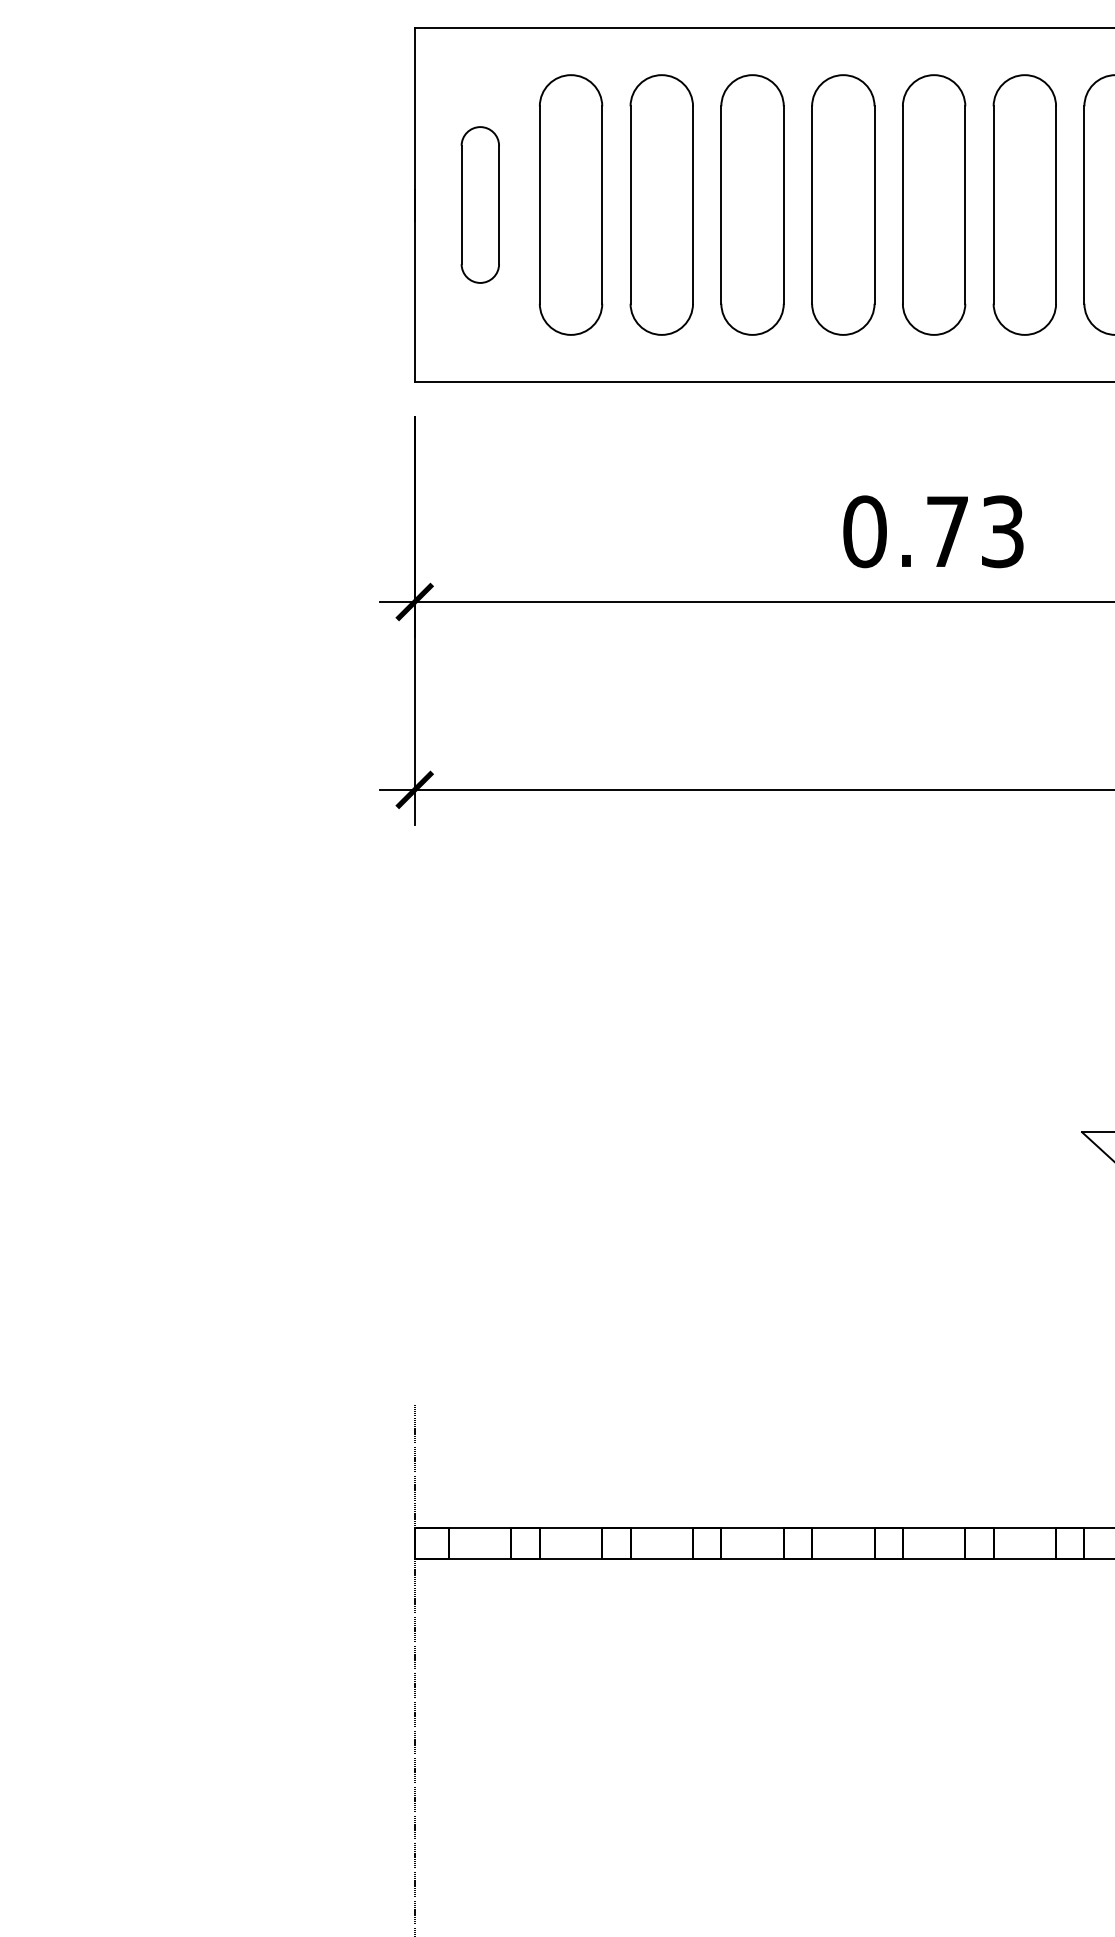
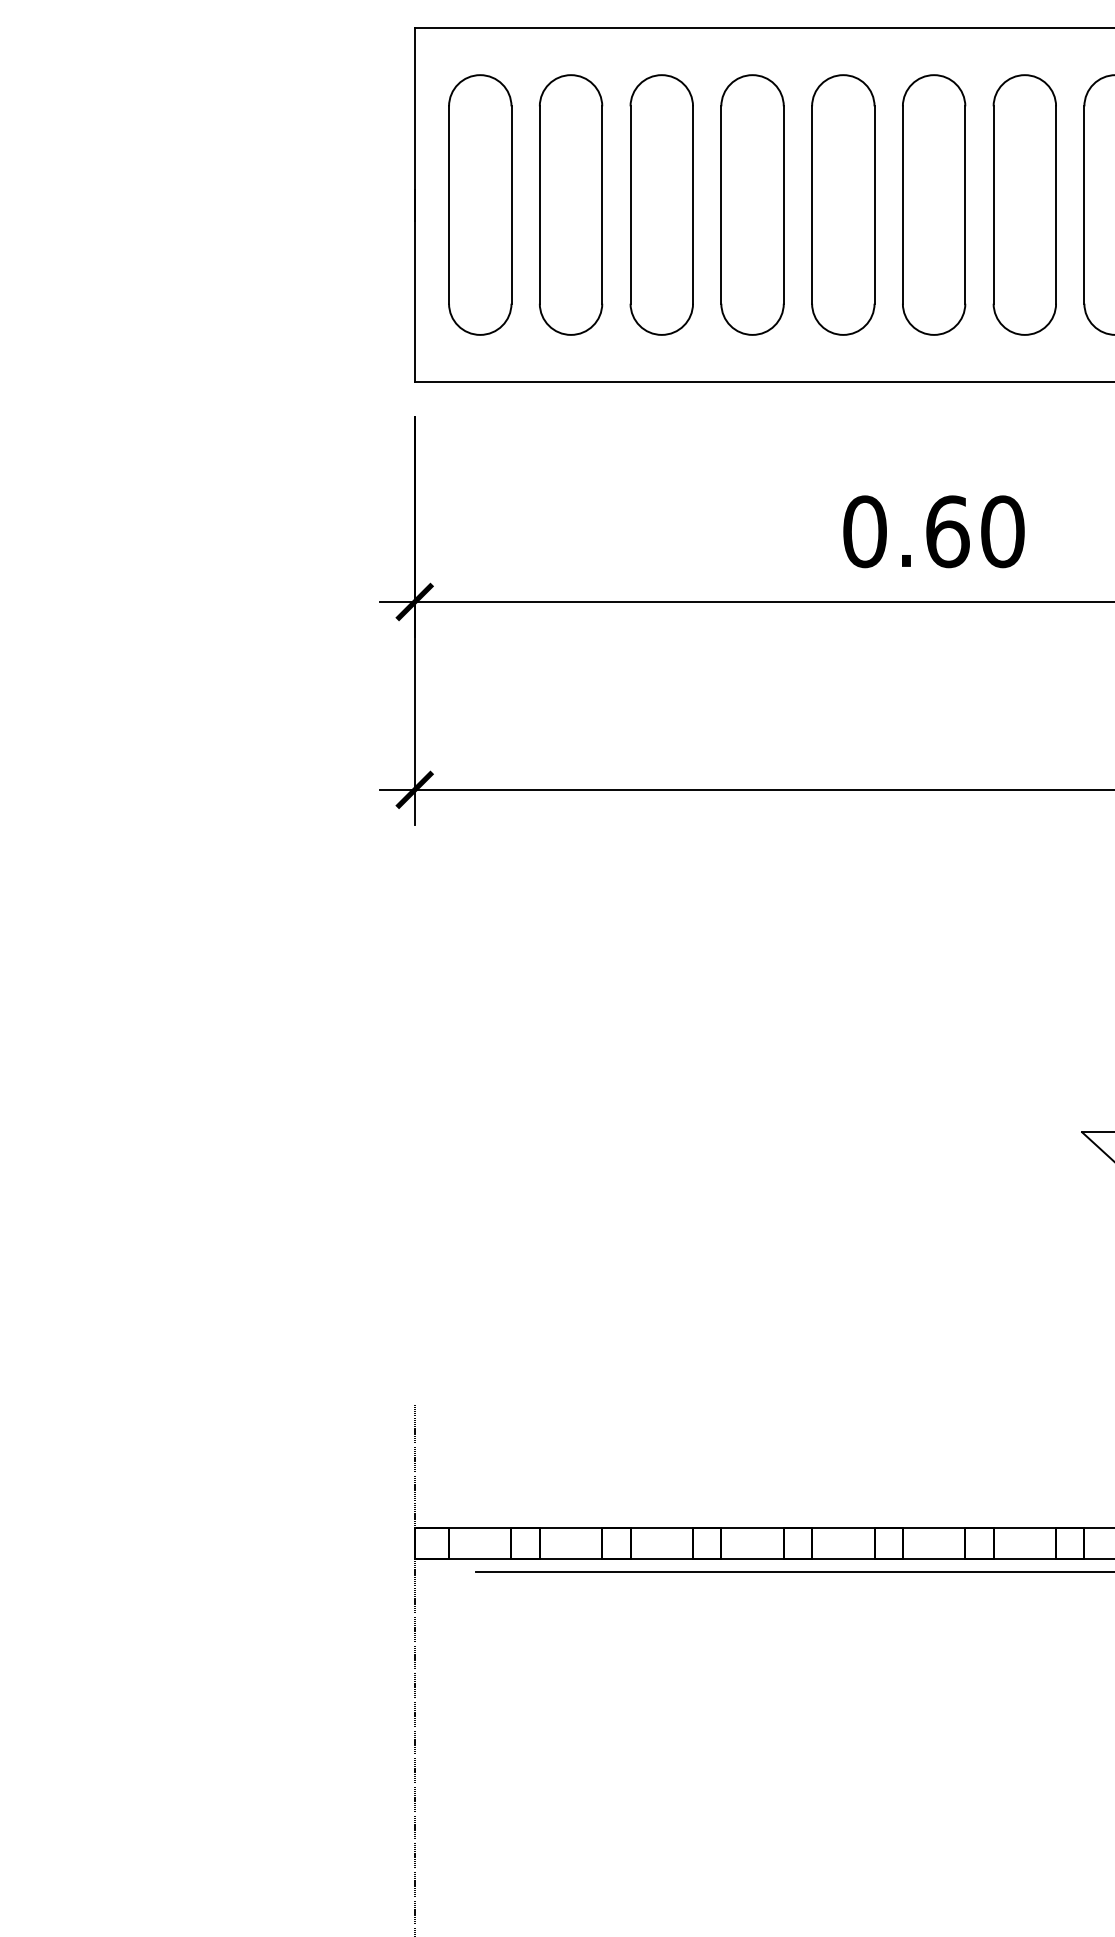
part size: 40x158 px -> 65x262 px (480, 204)
text: 0.73 -> 0.60 (975, 531)
line: none -> present (793, 1571)
